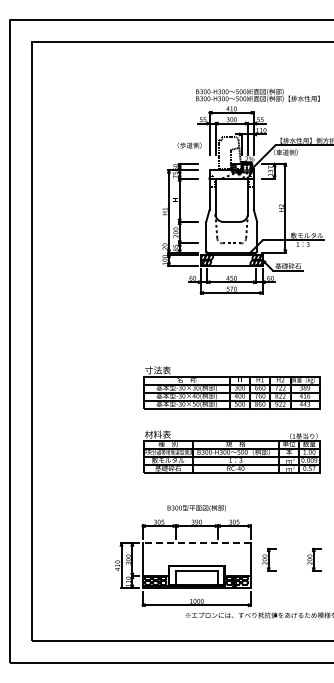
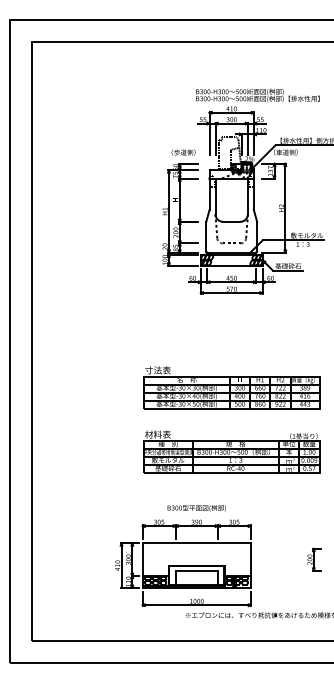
text position: (189, 145) -> (183, 152) (183, 152)
line: dashed -> solid (196, 543)
part: present -> none (269, 559)
